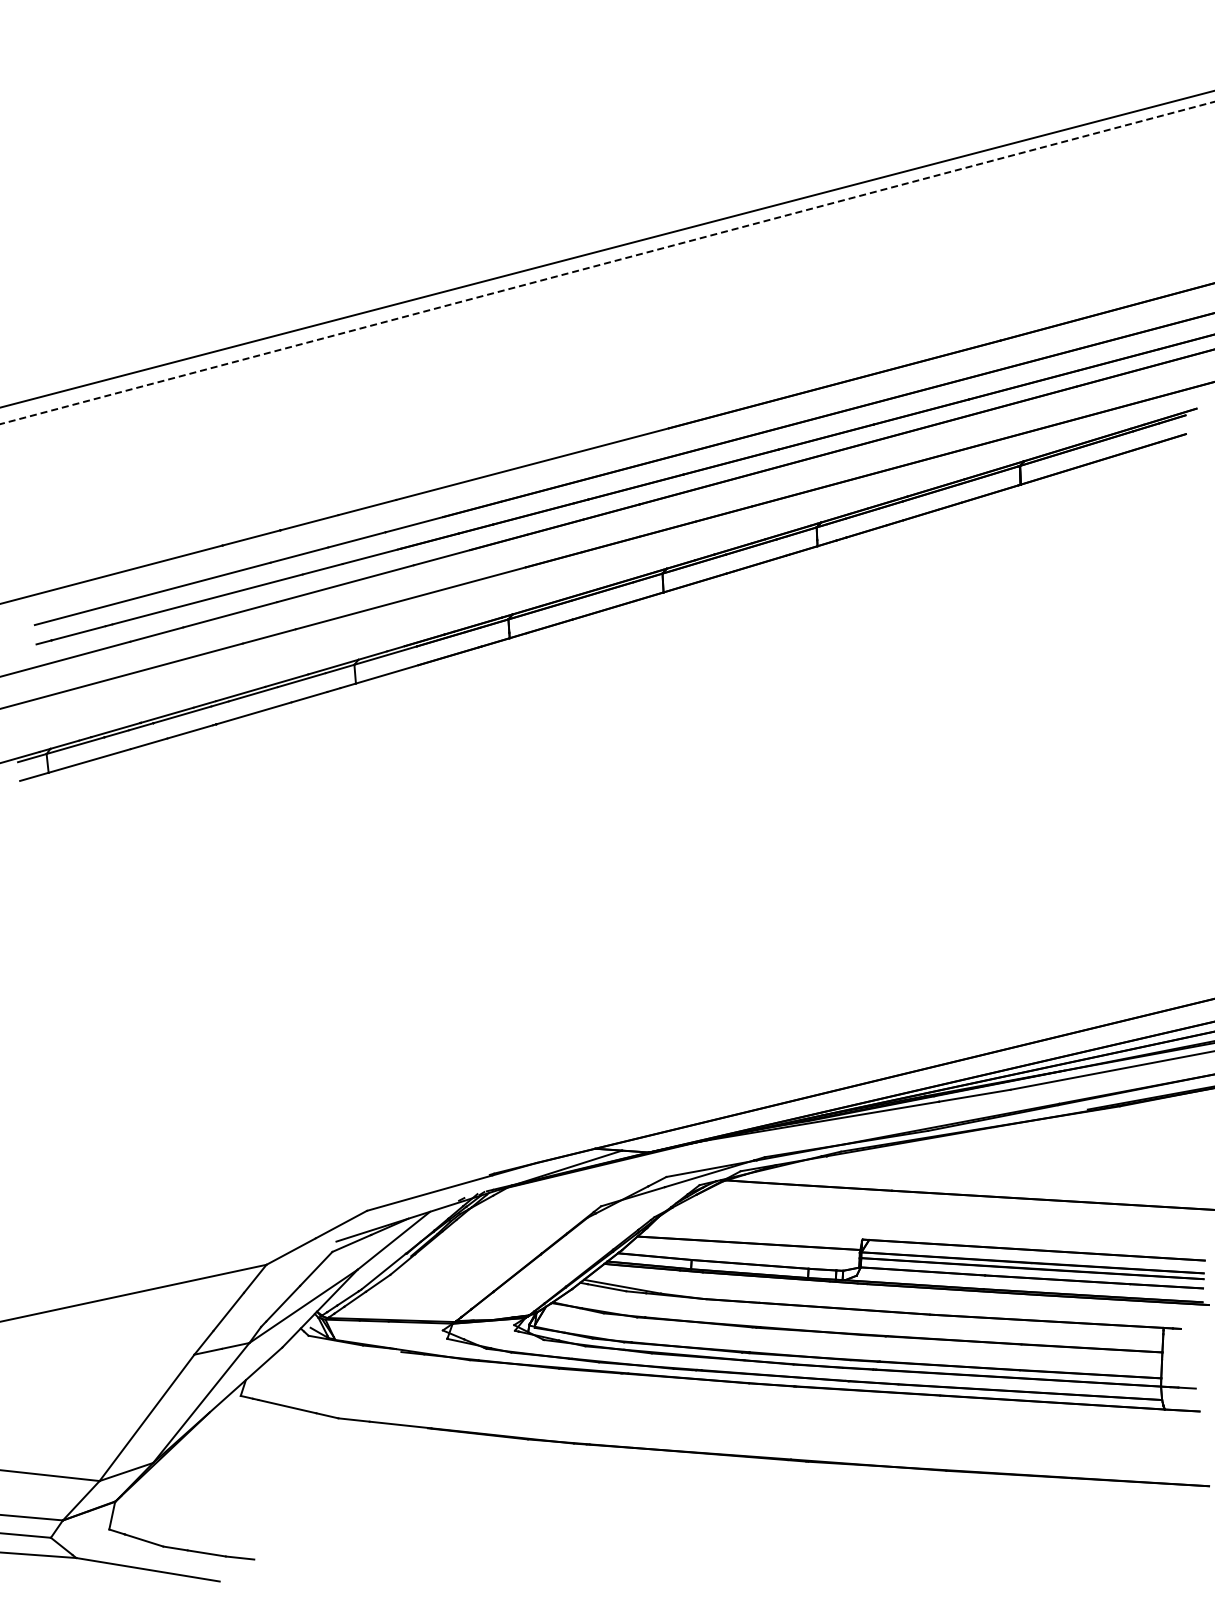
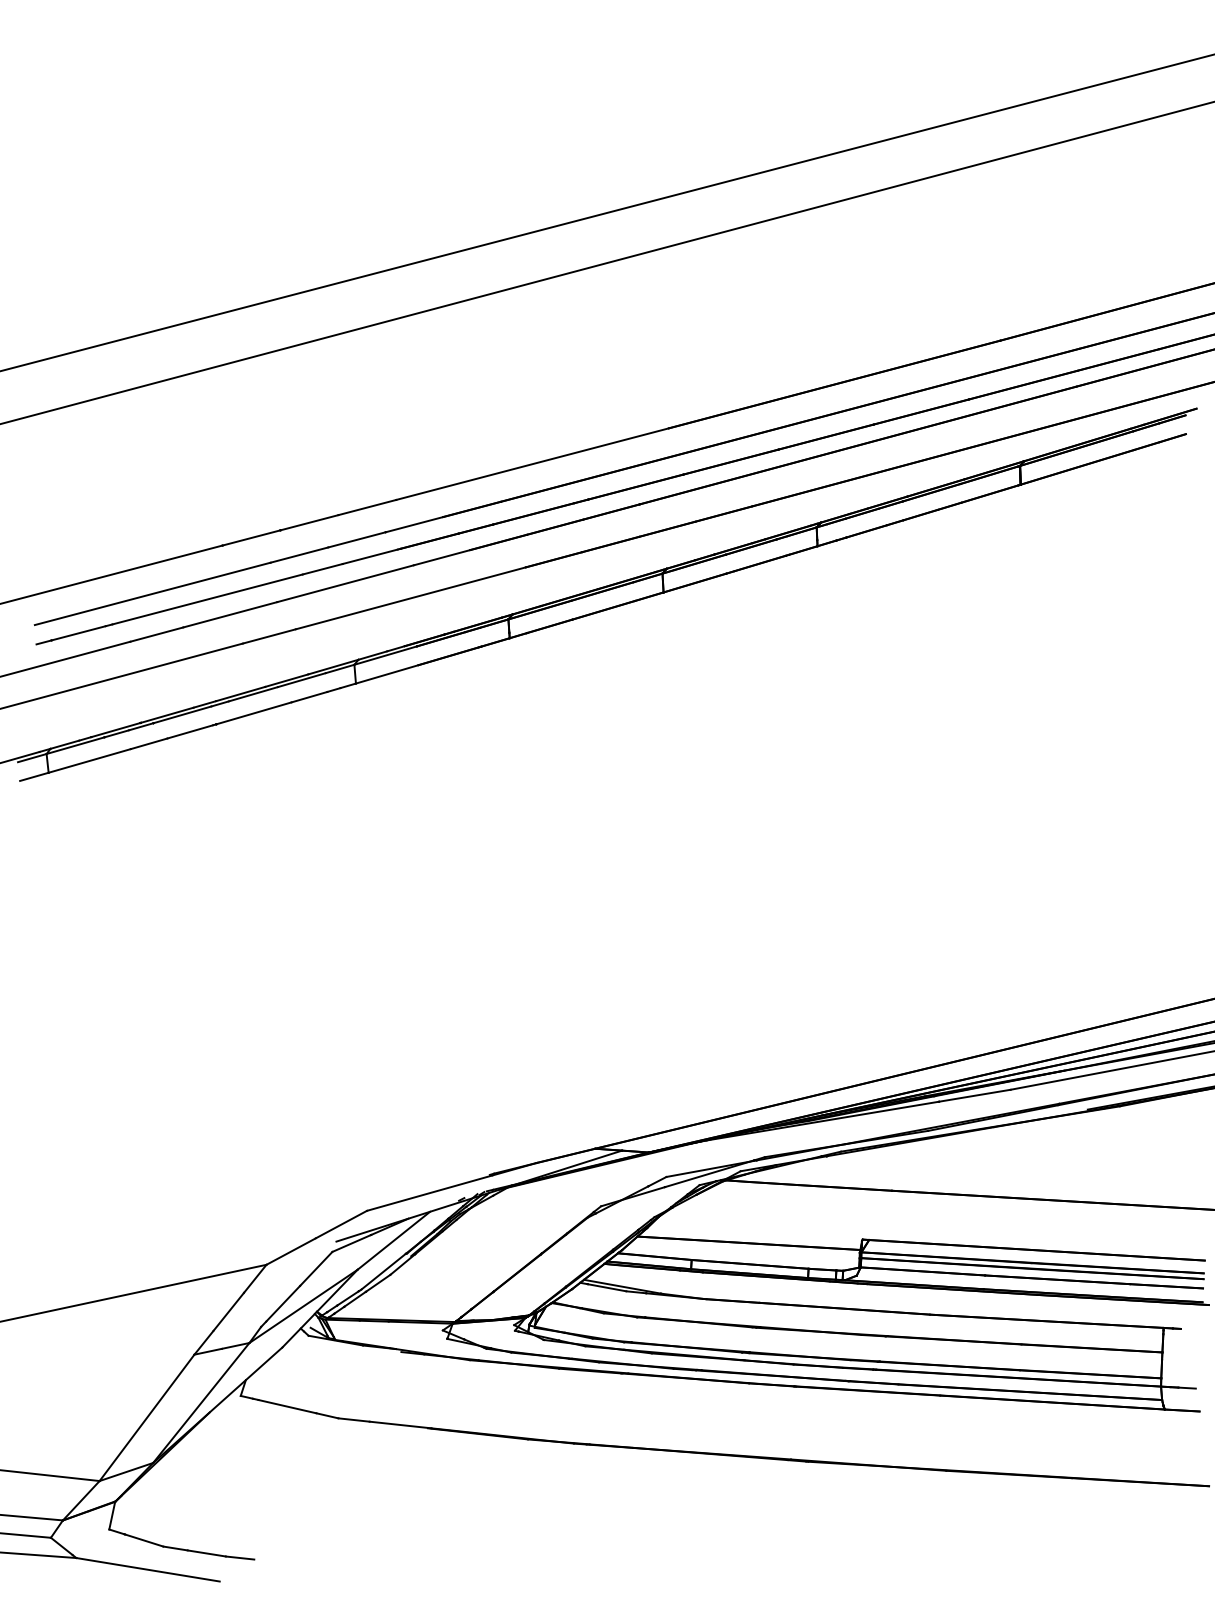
line position: (606, 249) -> (606, 212) (606, 212)
line: dashed -> solid (607, 262)
